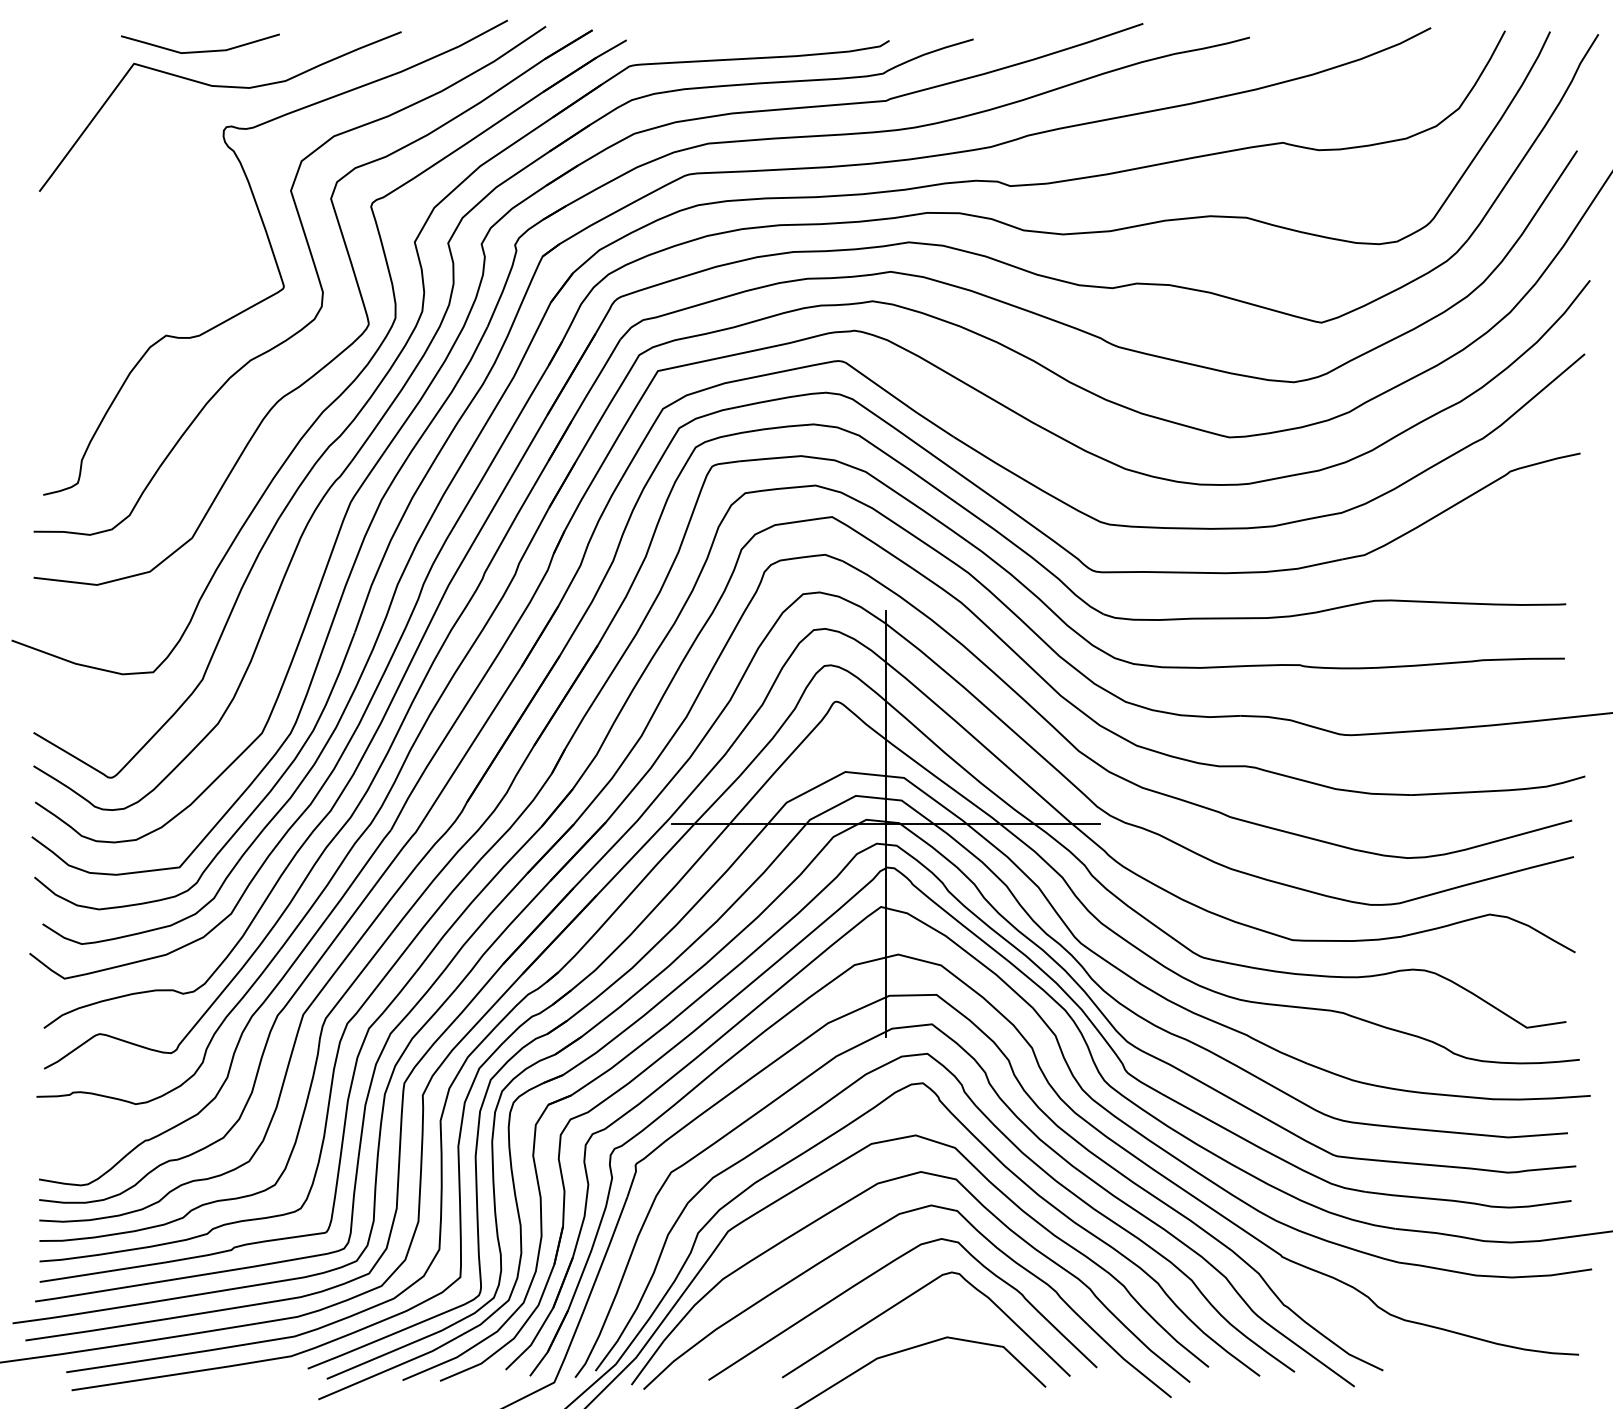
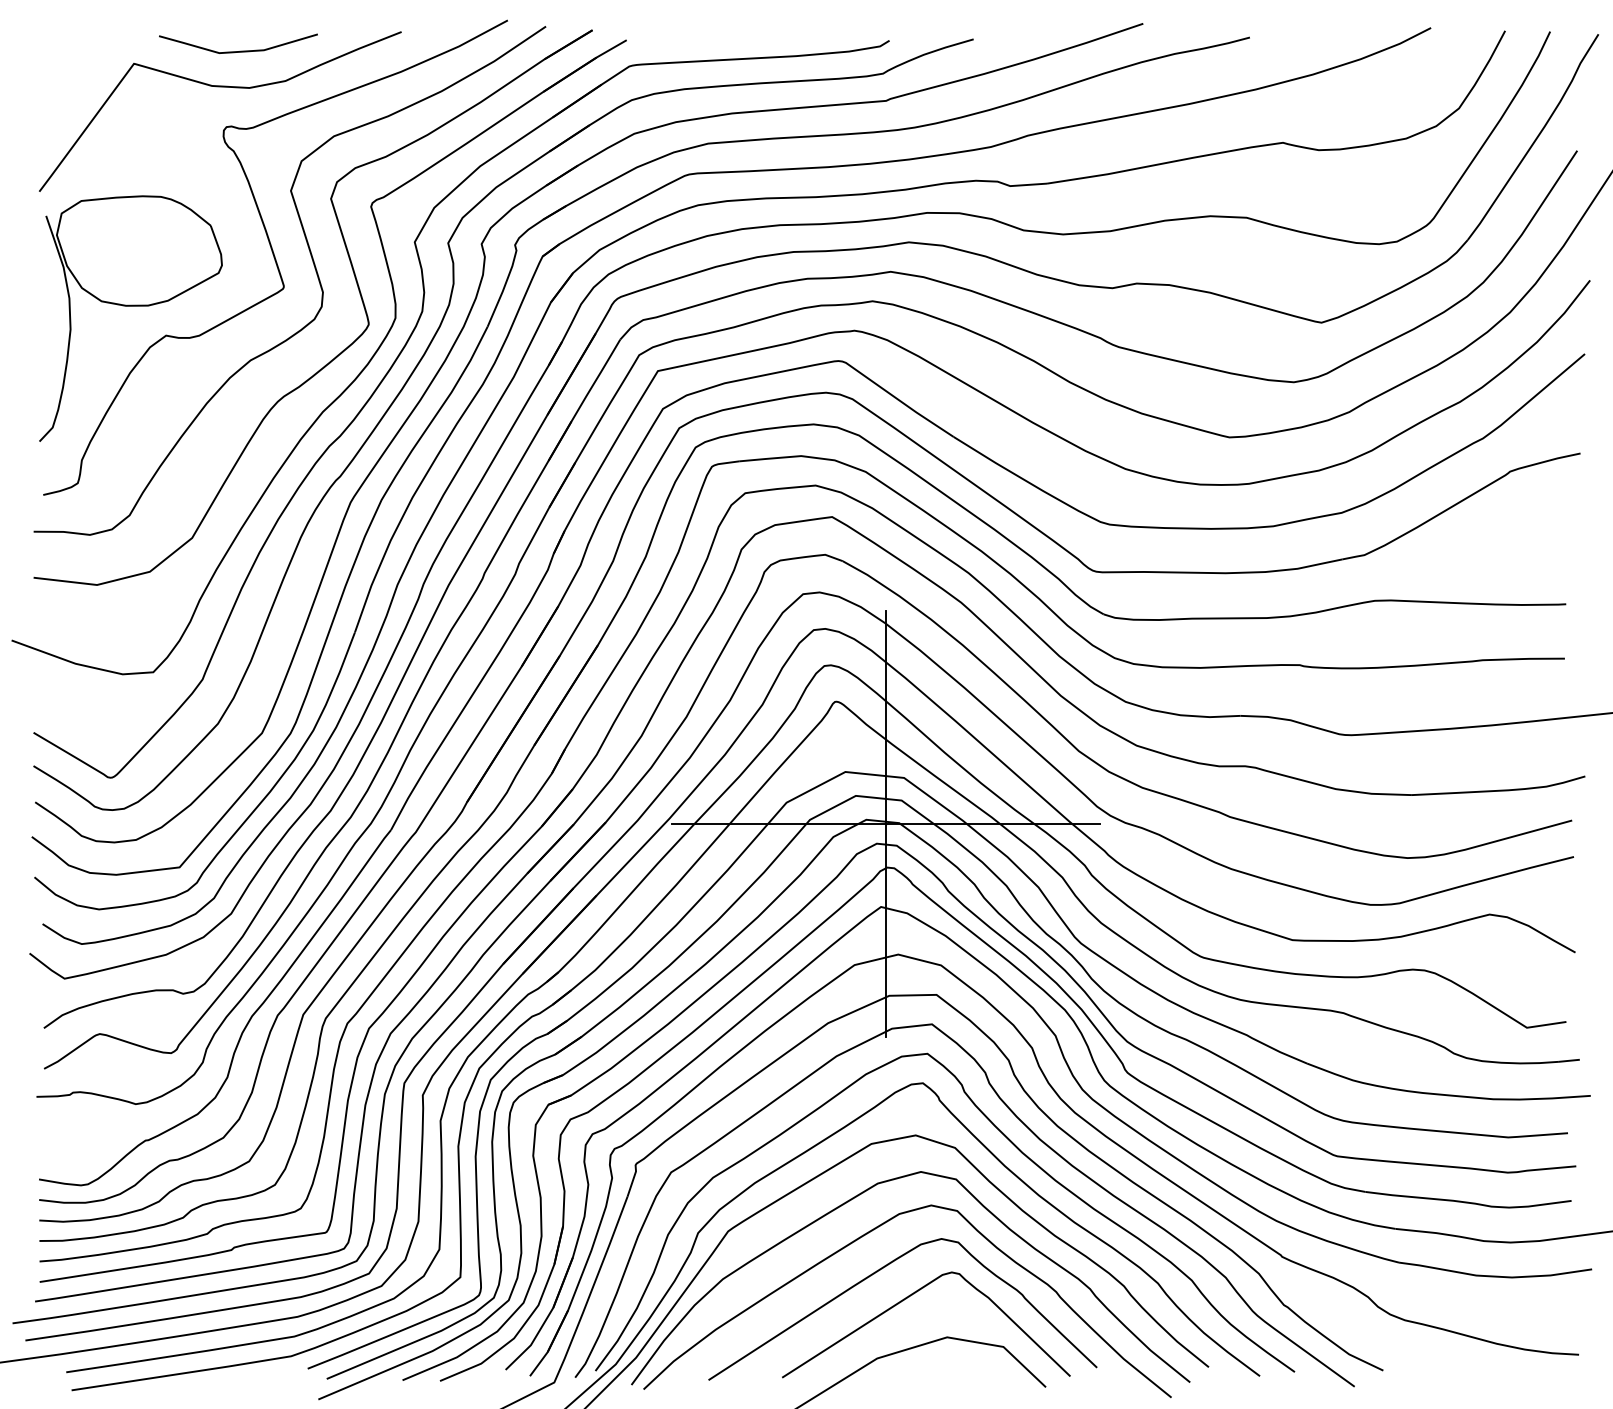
line position: (202, 50) -> (240, 50) (240, 50)
part: none -> present (130, 306)
